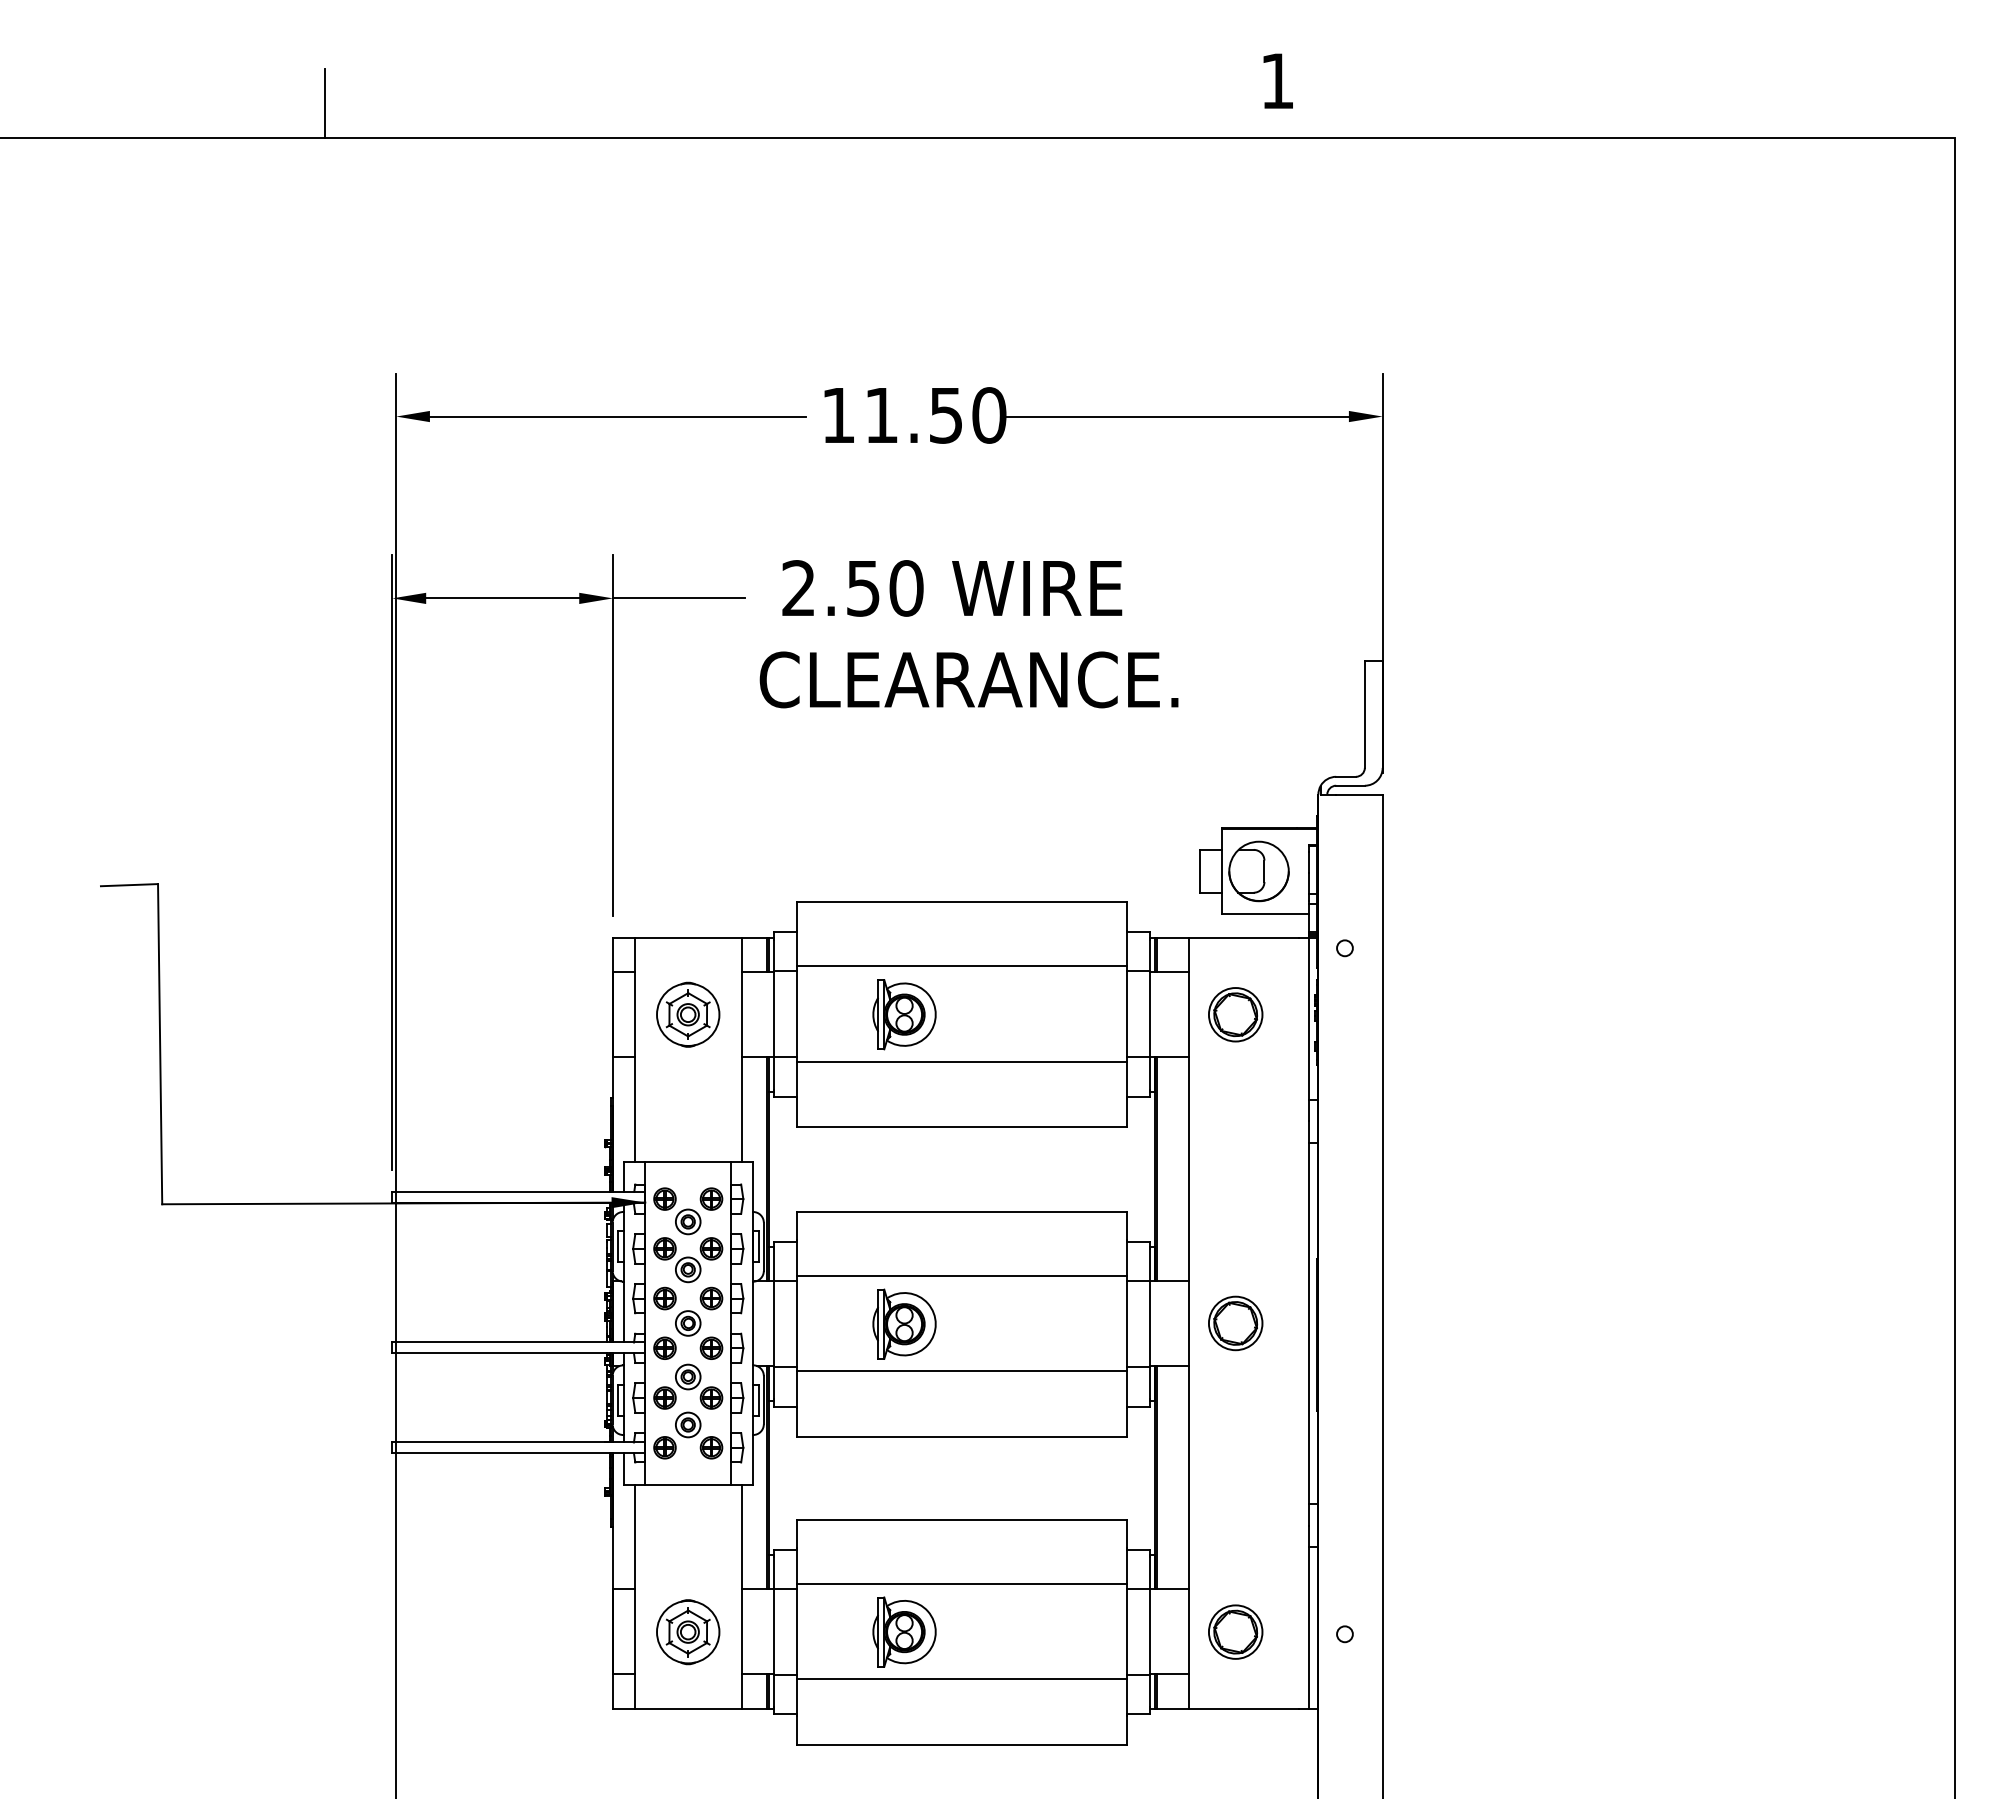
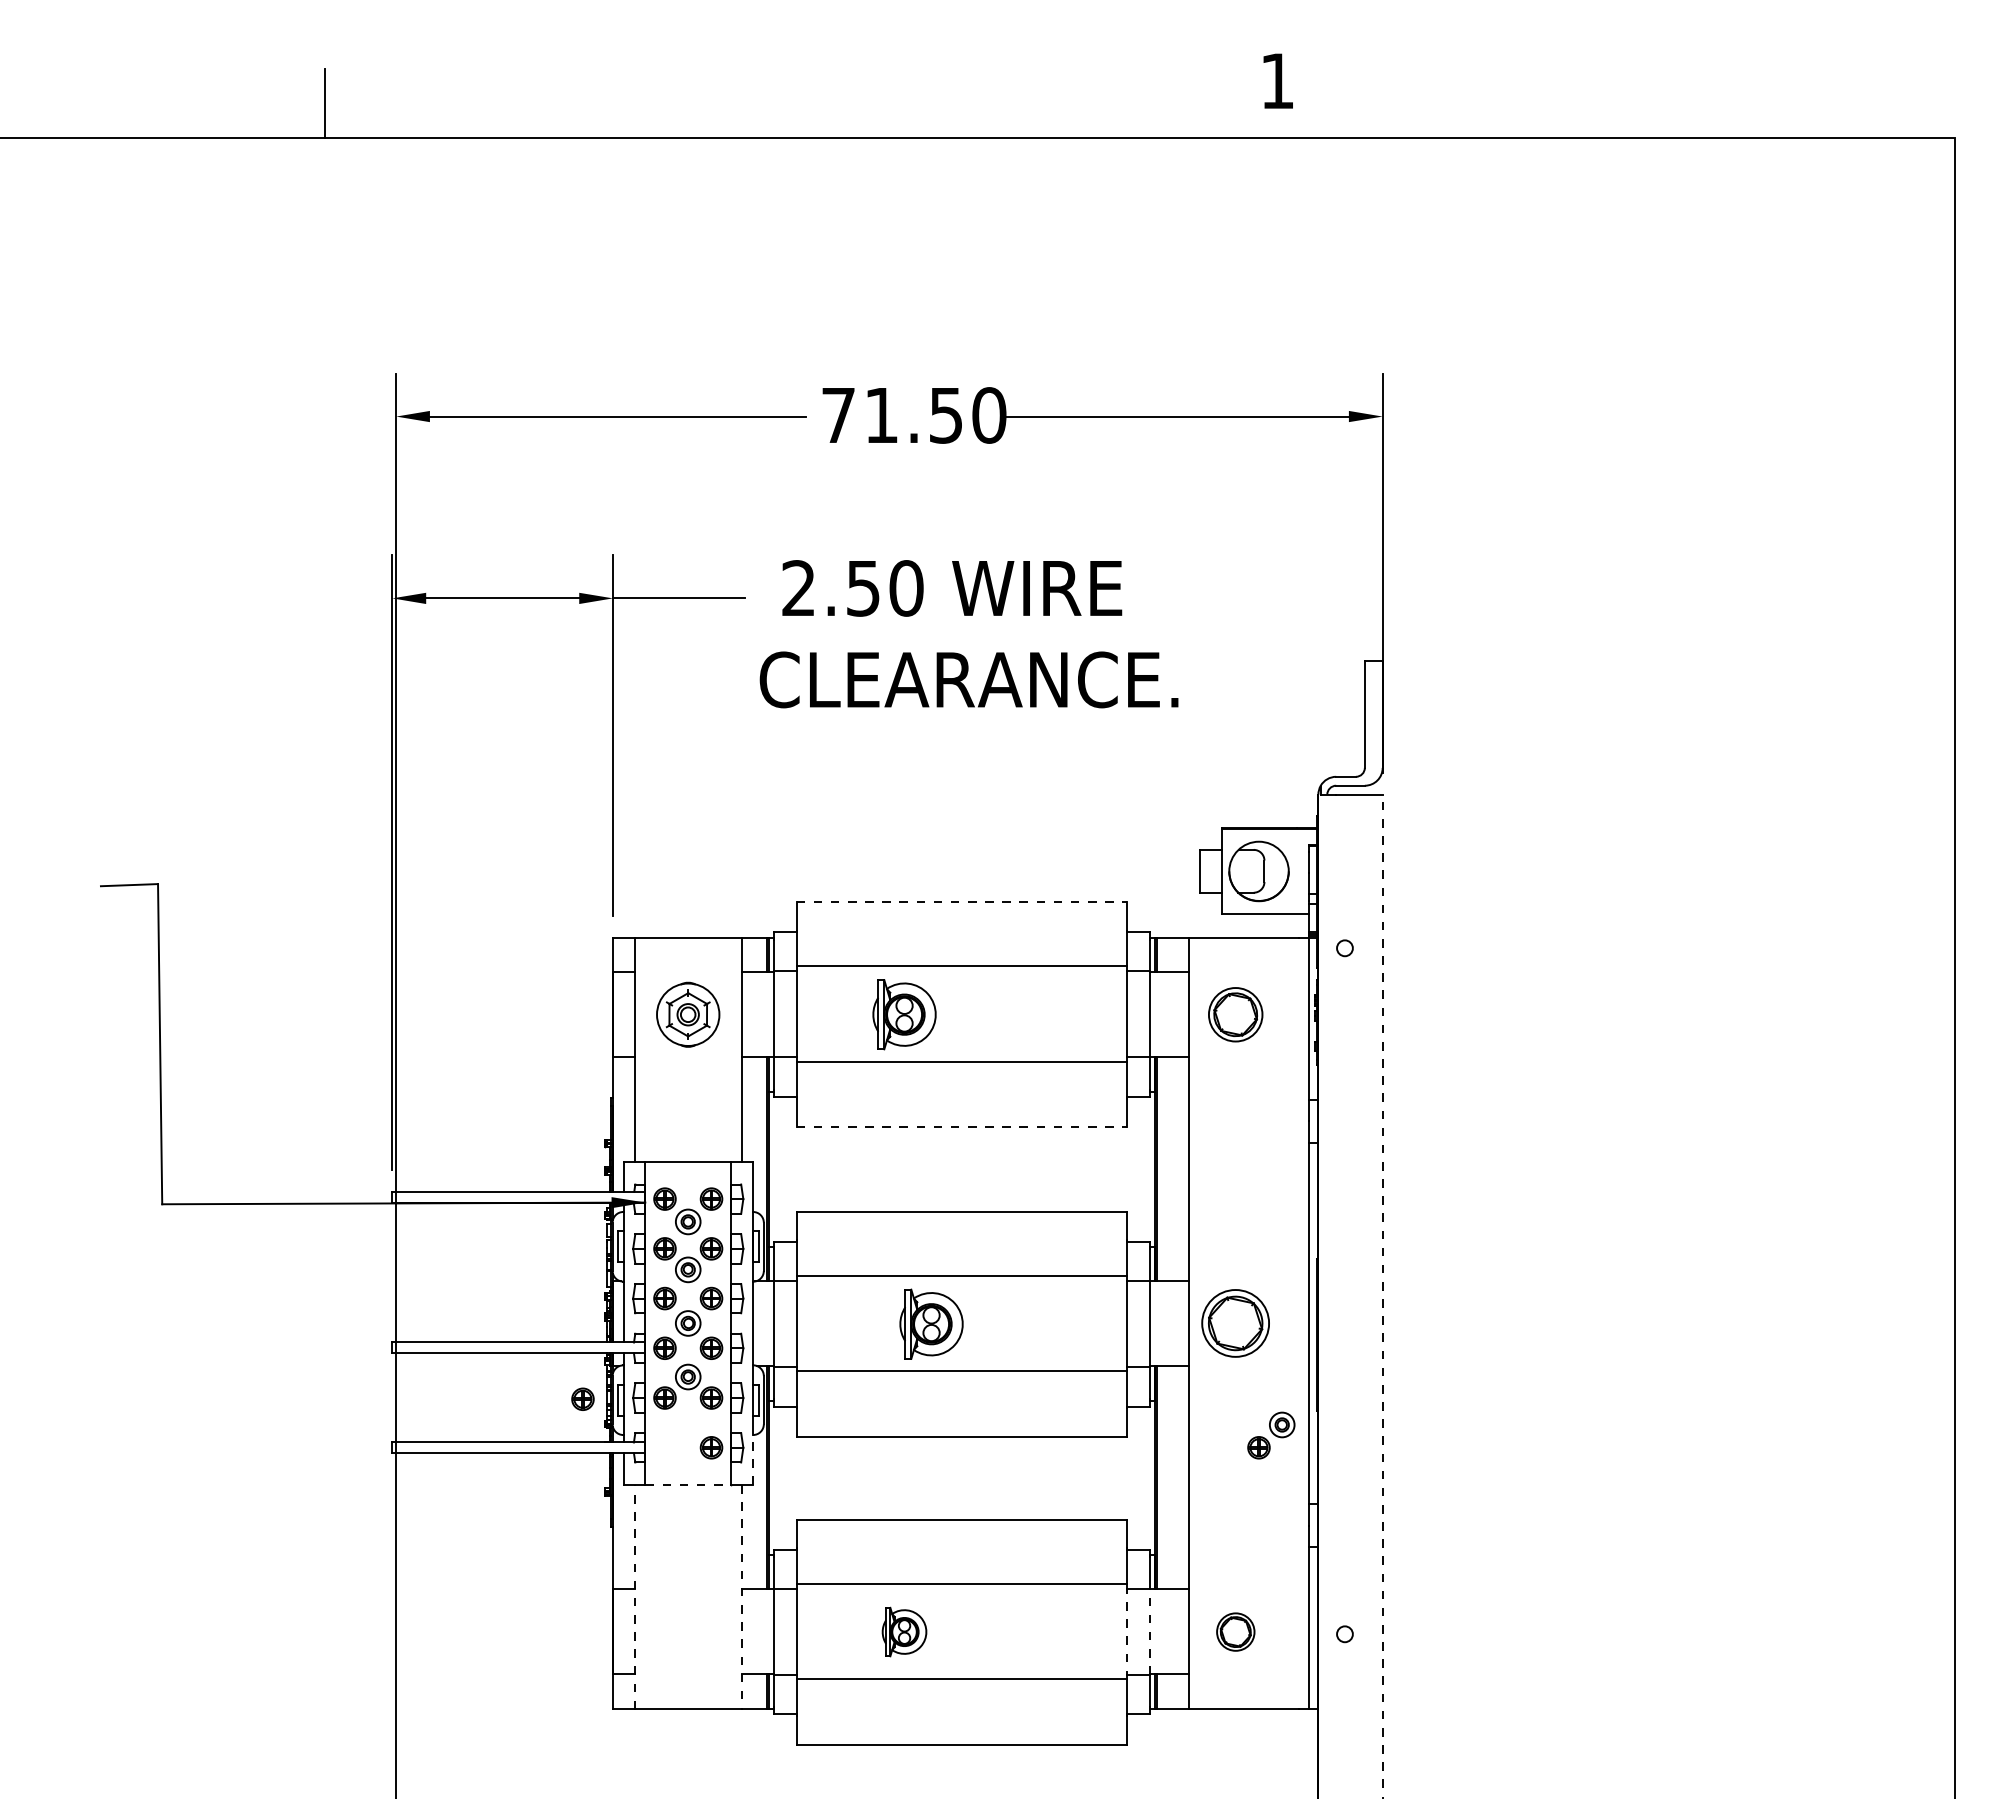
text: 11.50 -> 71.50 (838, 415)
line: solid -> dashed (962, 902)
line: solid -> dashed (962, 1127)
line: solid -> dashed (1382, 1296)
part position: (904, 1323) -> (931, 1323) (931, 1323)
part size: 56x57 px -> 69x69 px (1235, 1323)
part: none -> present (582, 1398)
part position: (677, 1435) -> (1271, 1435) (1271, 1435)
line: solid -> dashed (752, 1460)
line: solid -> dashed (688, 1485)
line: solid -> dashed (634, 1596)
line: solid -> dashed (741, 1597)
part size: 65x72 px -> 47x52 px (904, 1631)
line: solid -> dashed (1126, 1631)
line: solid -> dashed (1149, 1631)
part size: 56x56 px -> 40x40 px (1235, 1631)
part: present -> none (688, 1632)
